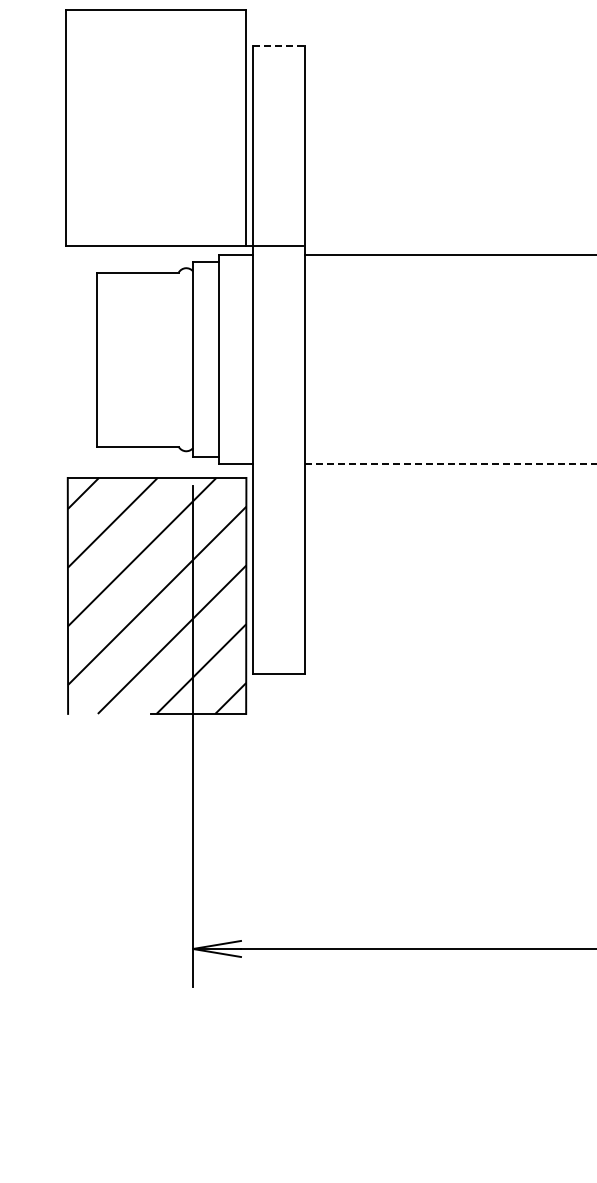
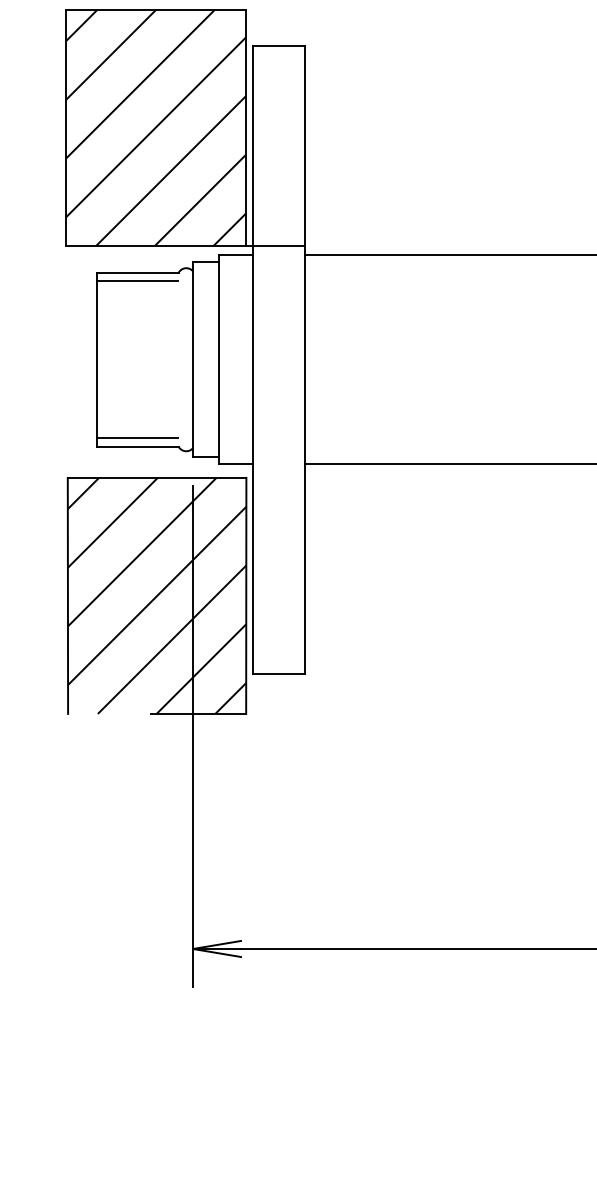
line: dashed -> solid (279, 45)
hatch: none -> present (156, 128)
line: none -> present (137, 281)
line: none -> present (137, 438)
line: dashed -> solid (450, 464)
